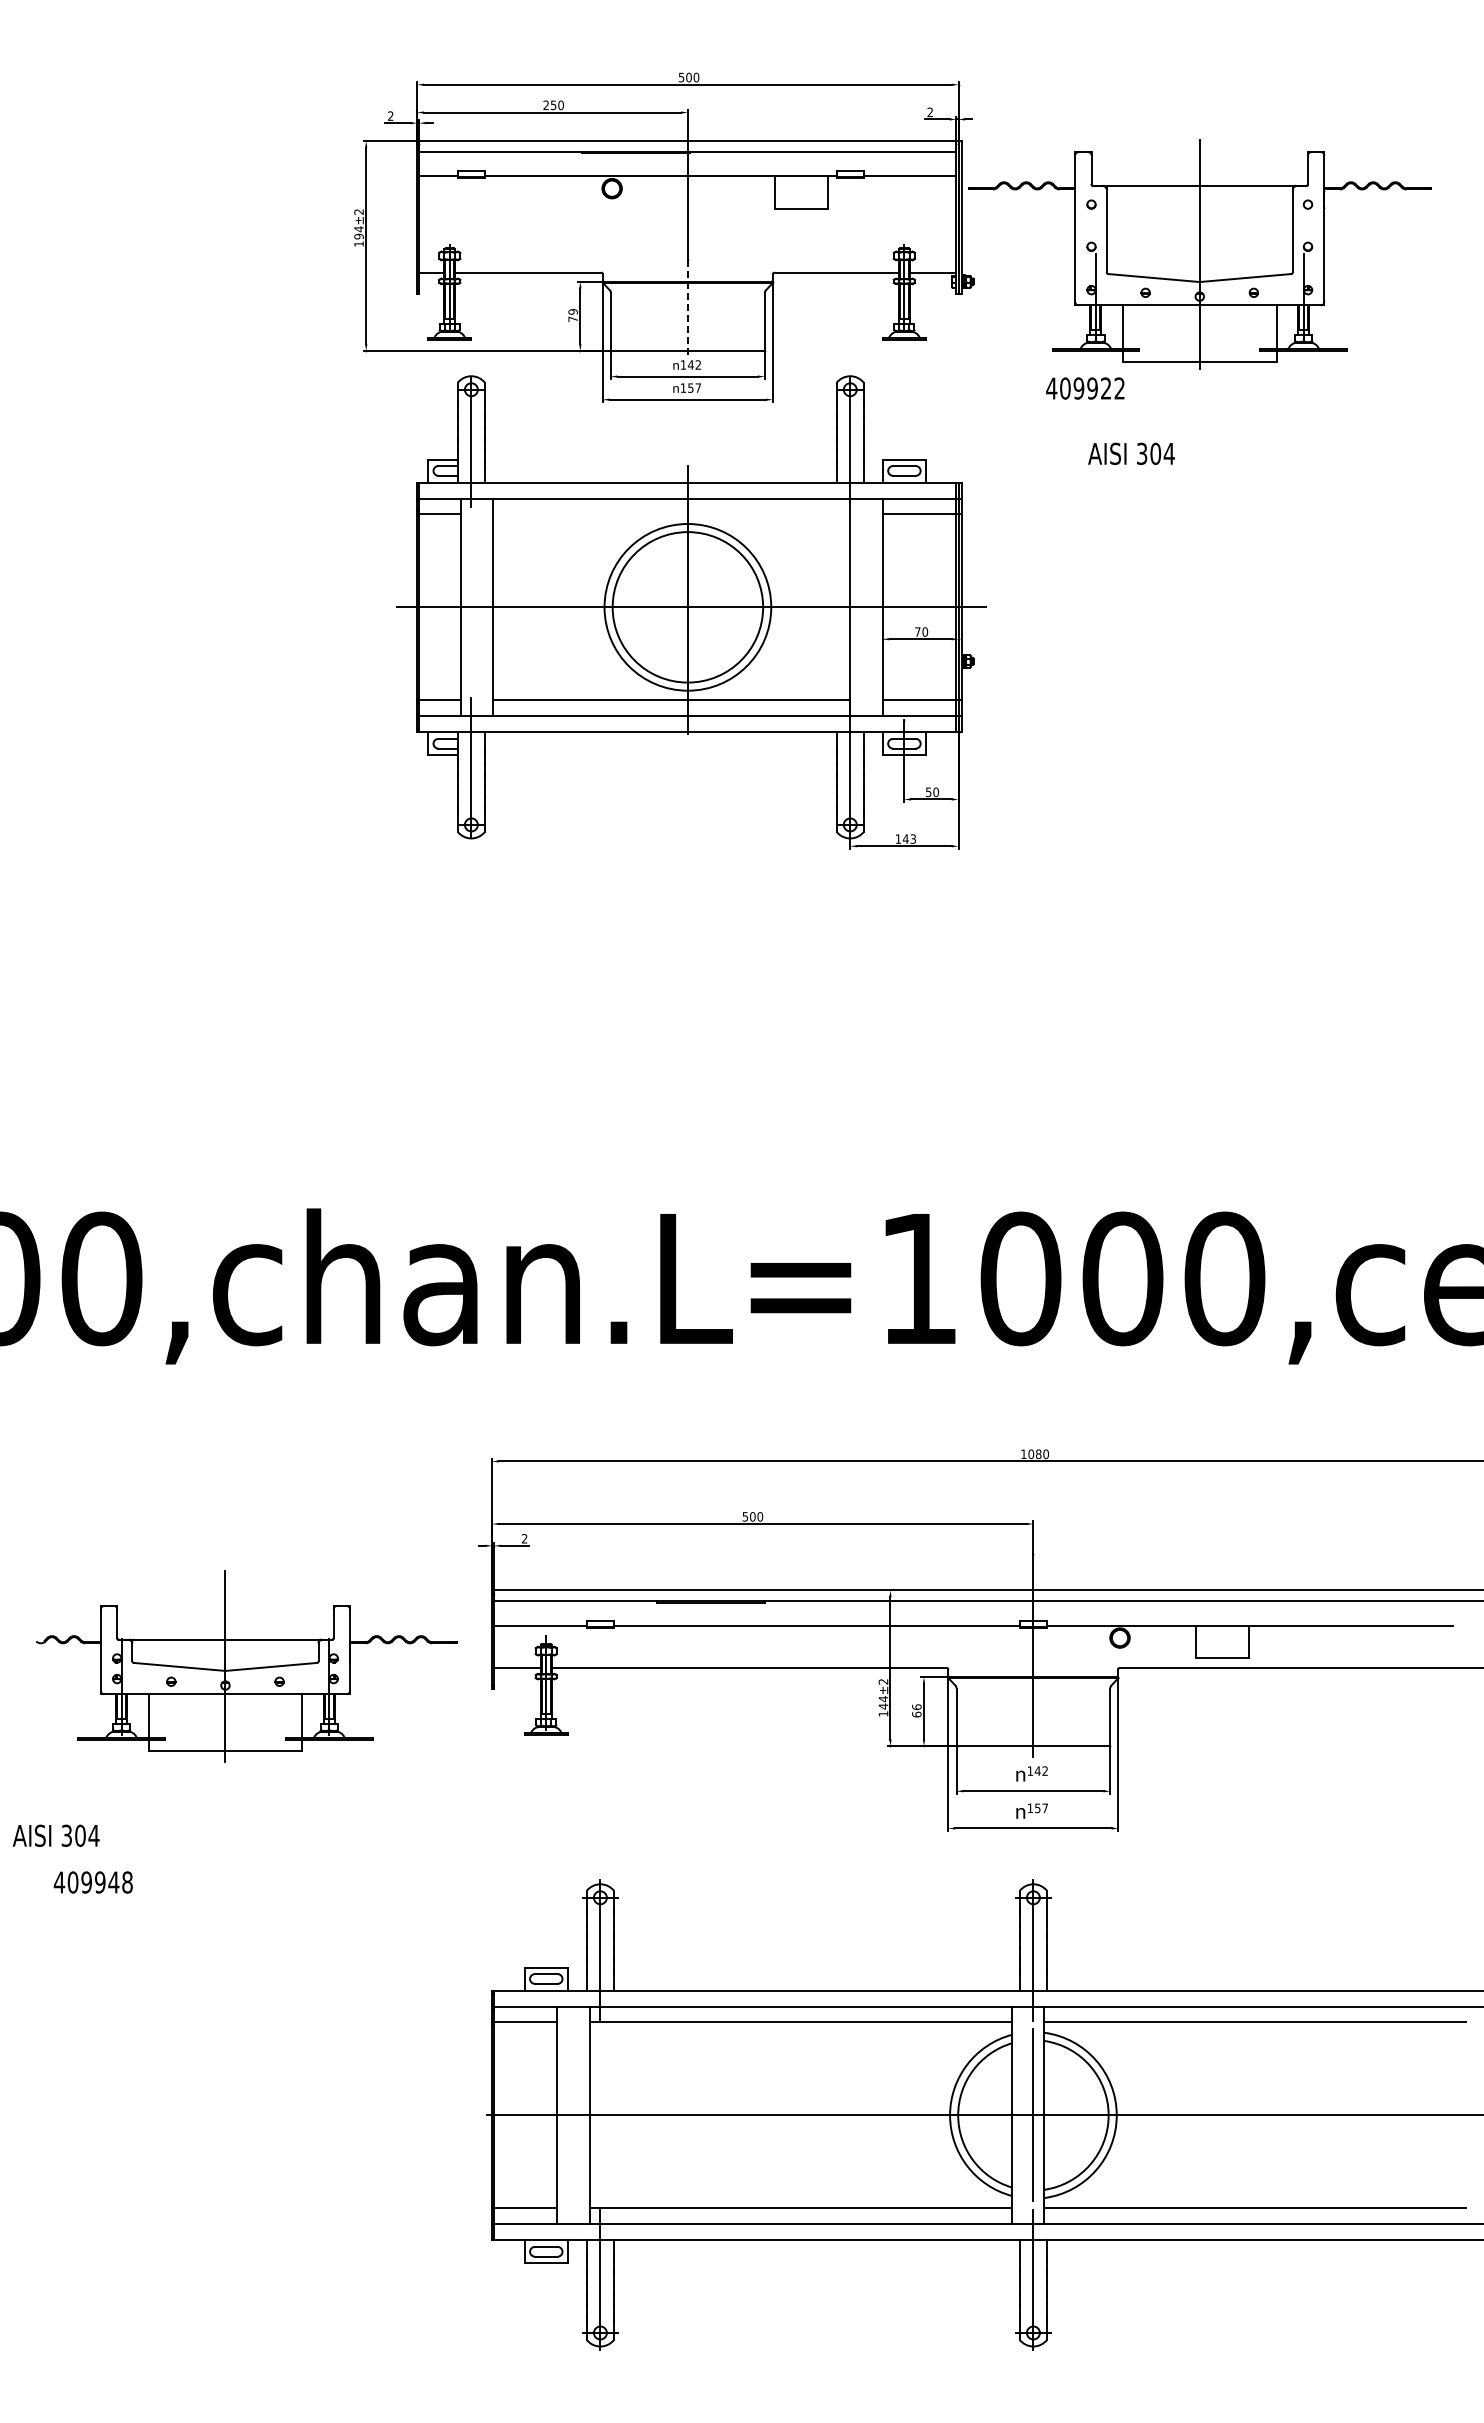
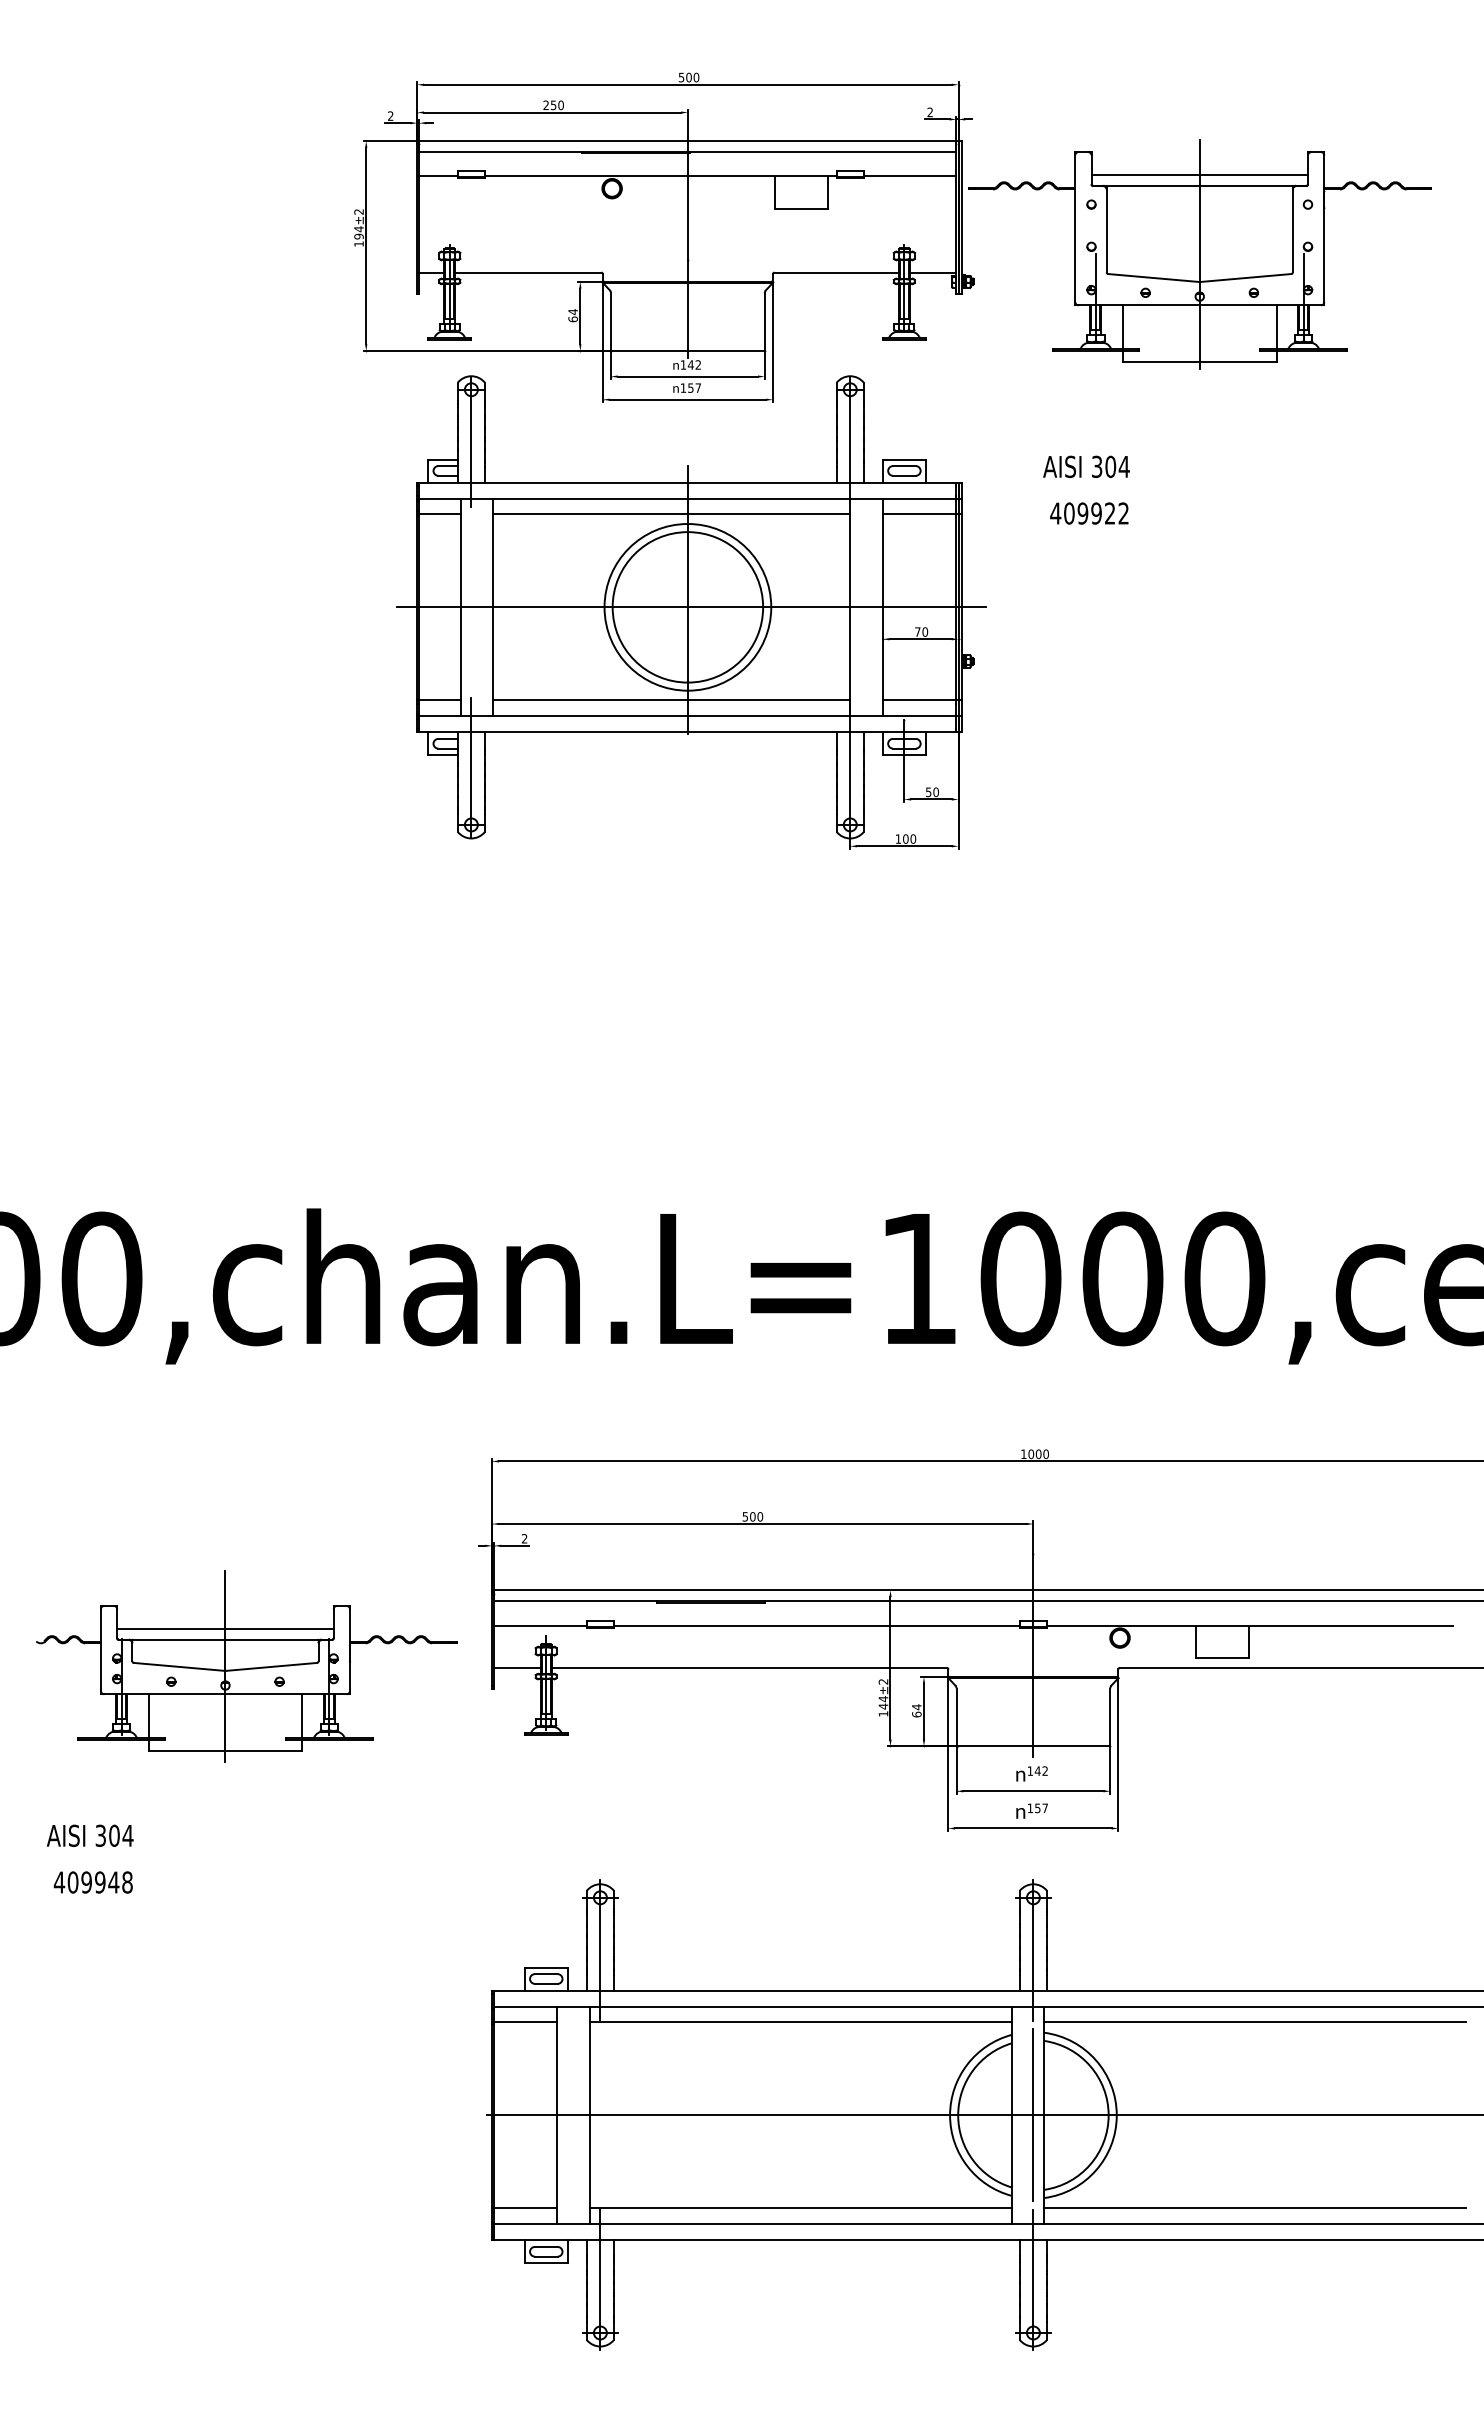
line: none -> present (1199, 174)
line: dashed -> solid (687, 308)
text: 79 -> 64 (572, 315)
text position: (1085, 388) -> (1089, 513) (1089, 513)
text position: (1131, 453) -> (1086, 466) (1086, 466)
line: none -> present (671, 514)
text: 143 -> 100 (909, 838)
text: 1080 -> 1000 (1038, 1453)
line: none -> present (225, 1628)
text: 66 -> 64 (916, 1707)
text position: (55, 1835) -> (89, 1835) (89, 1835)
